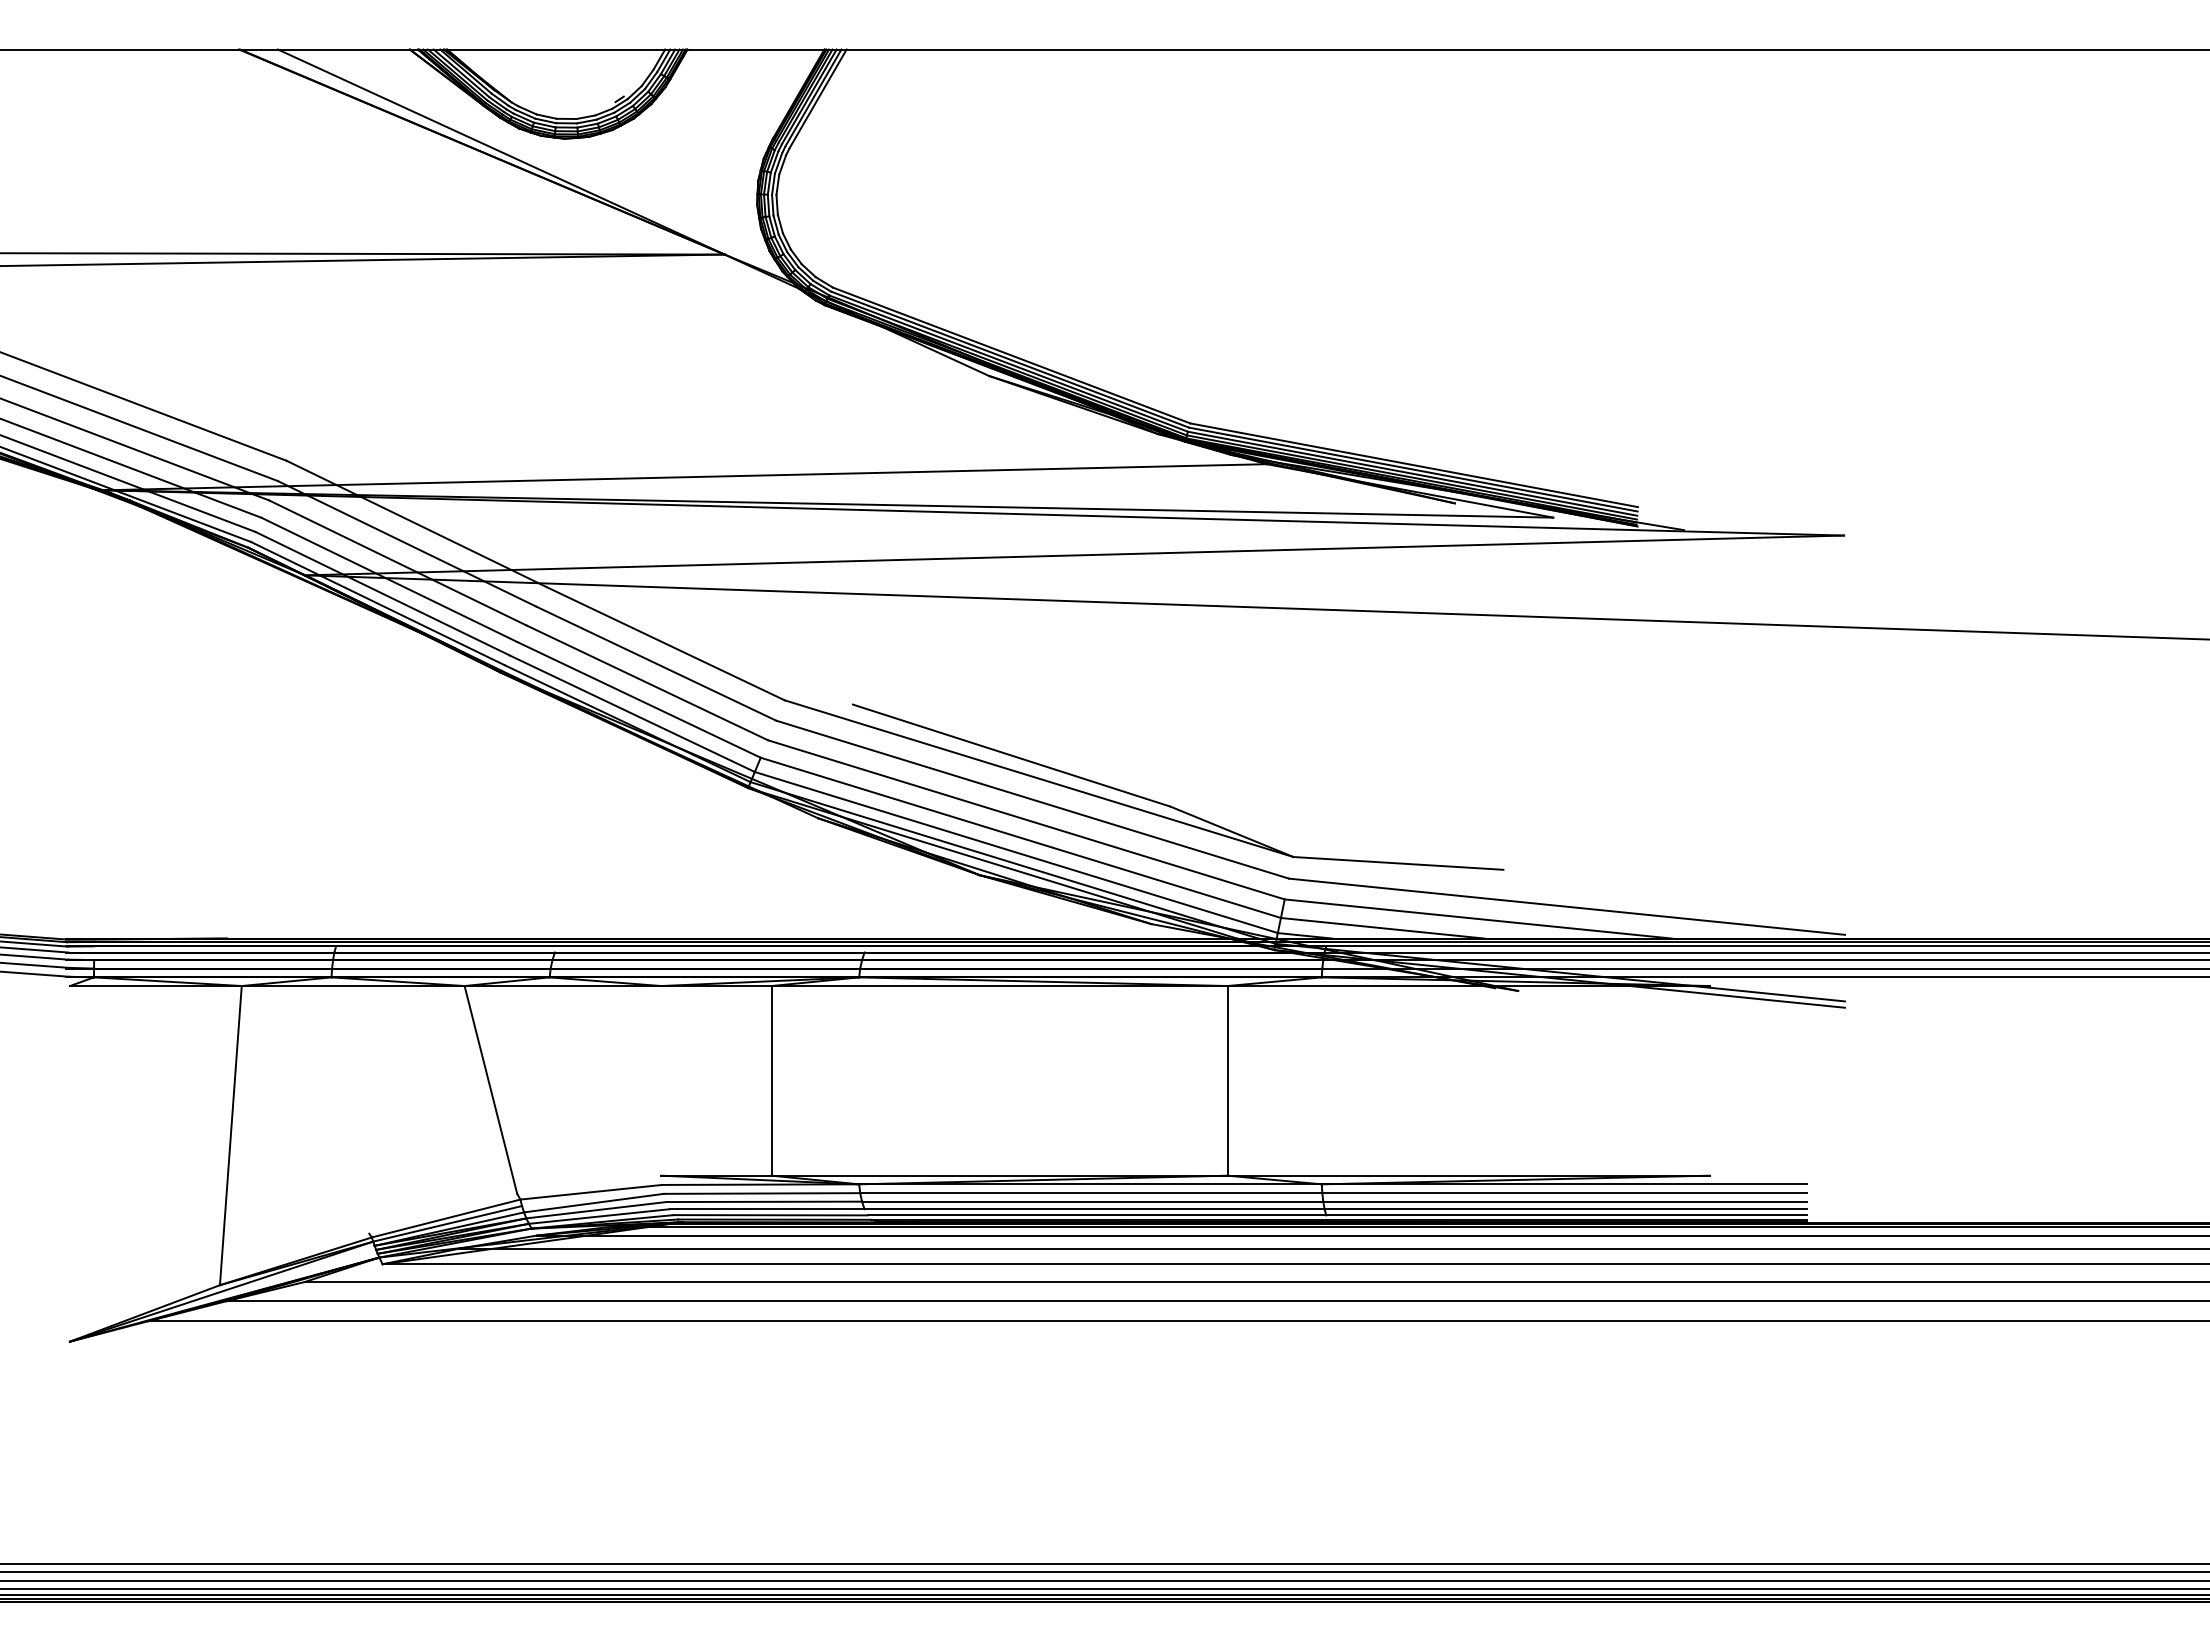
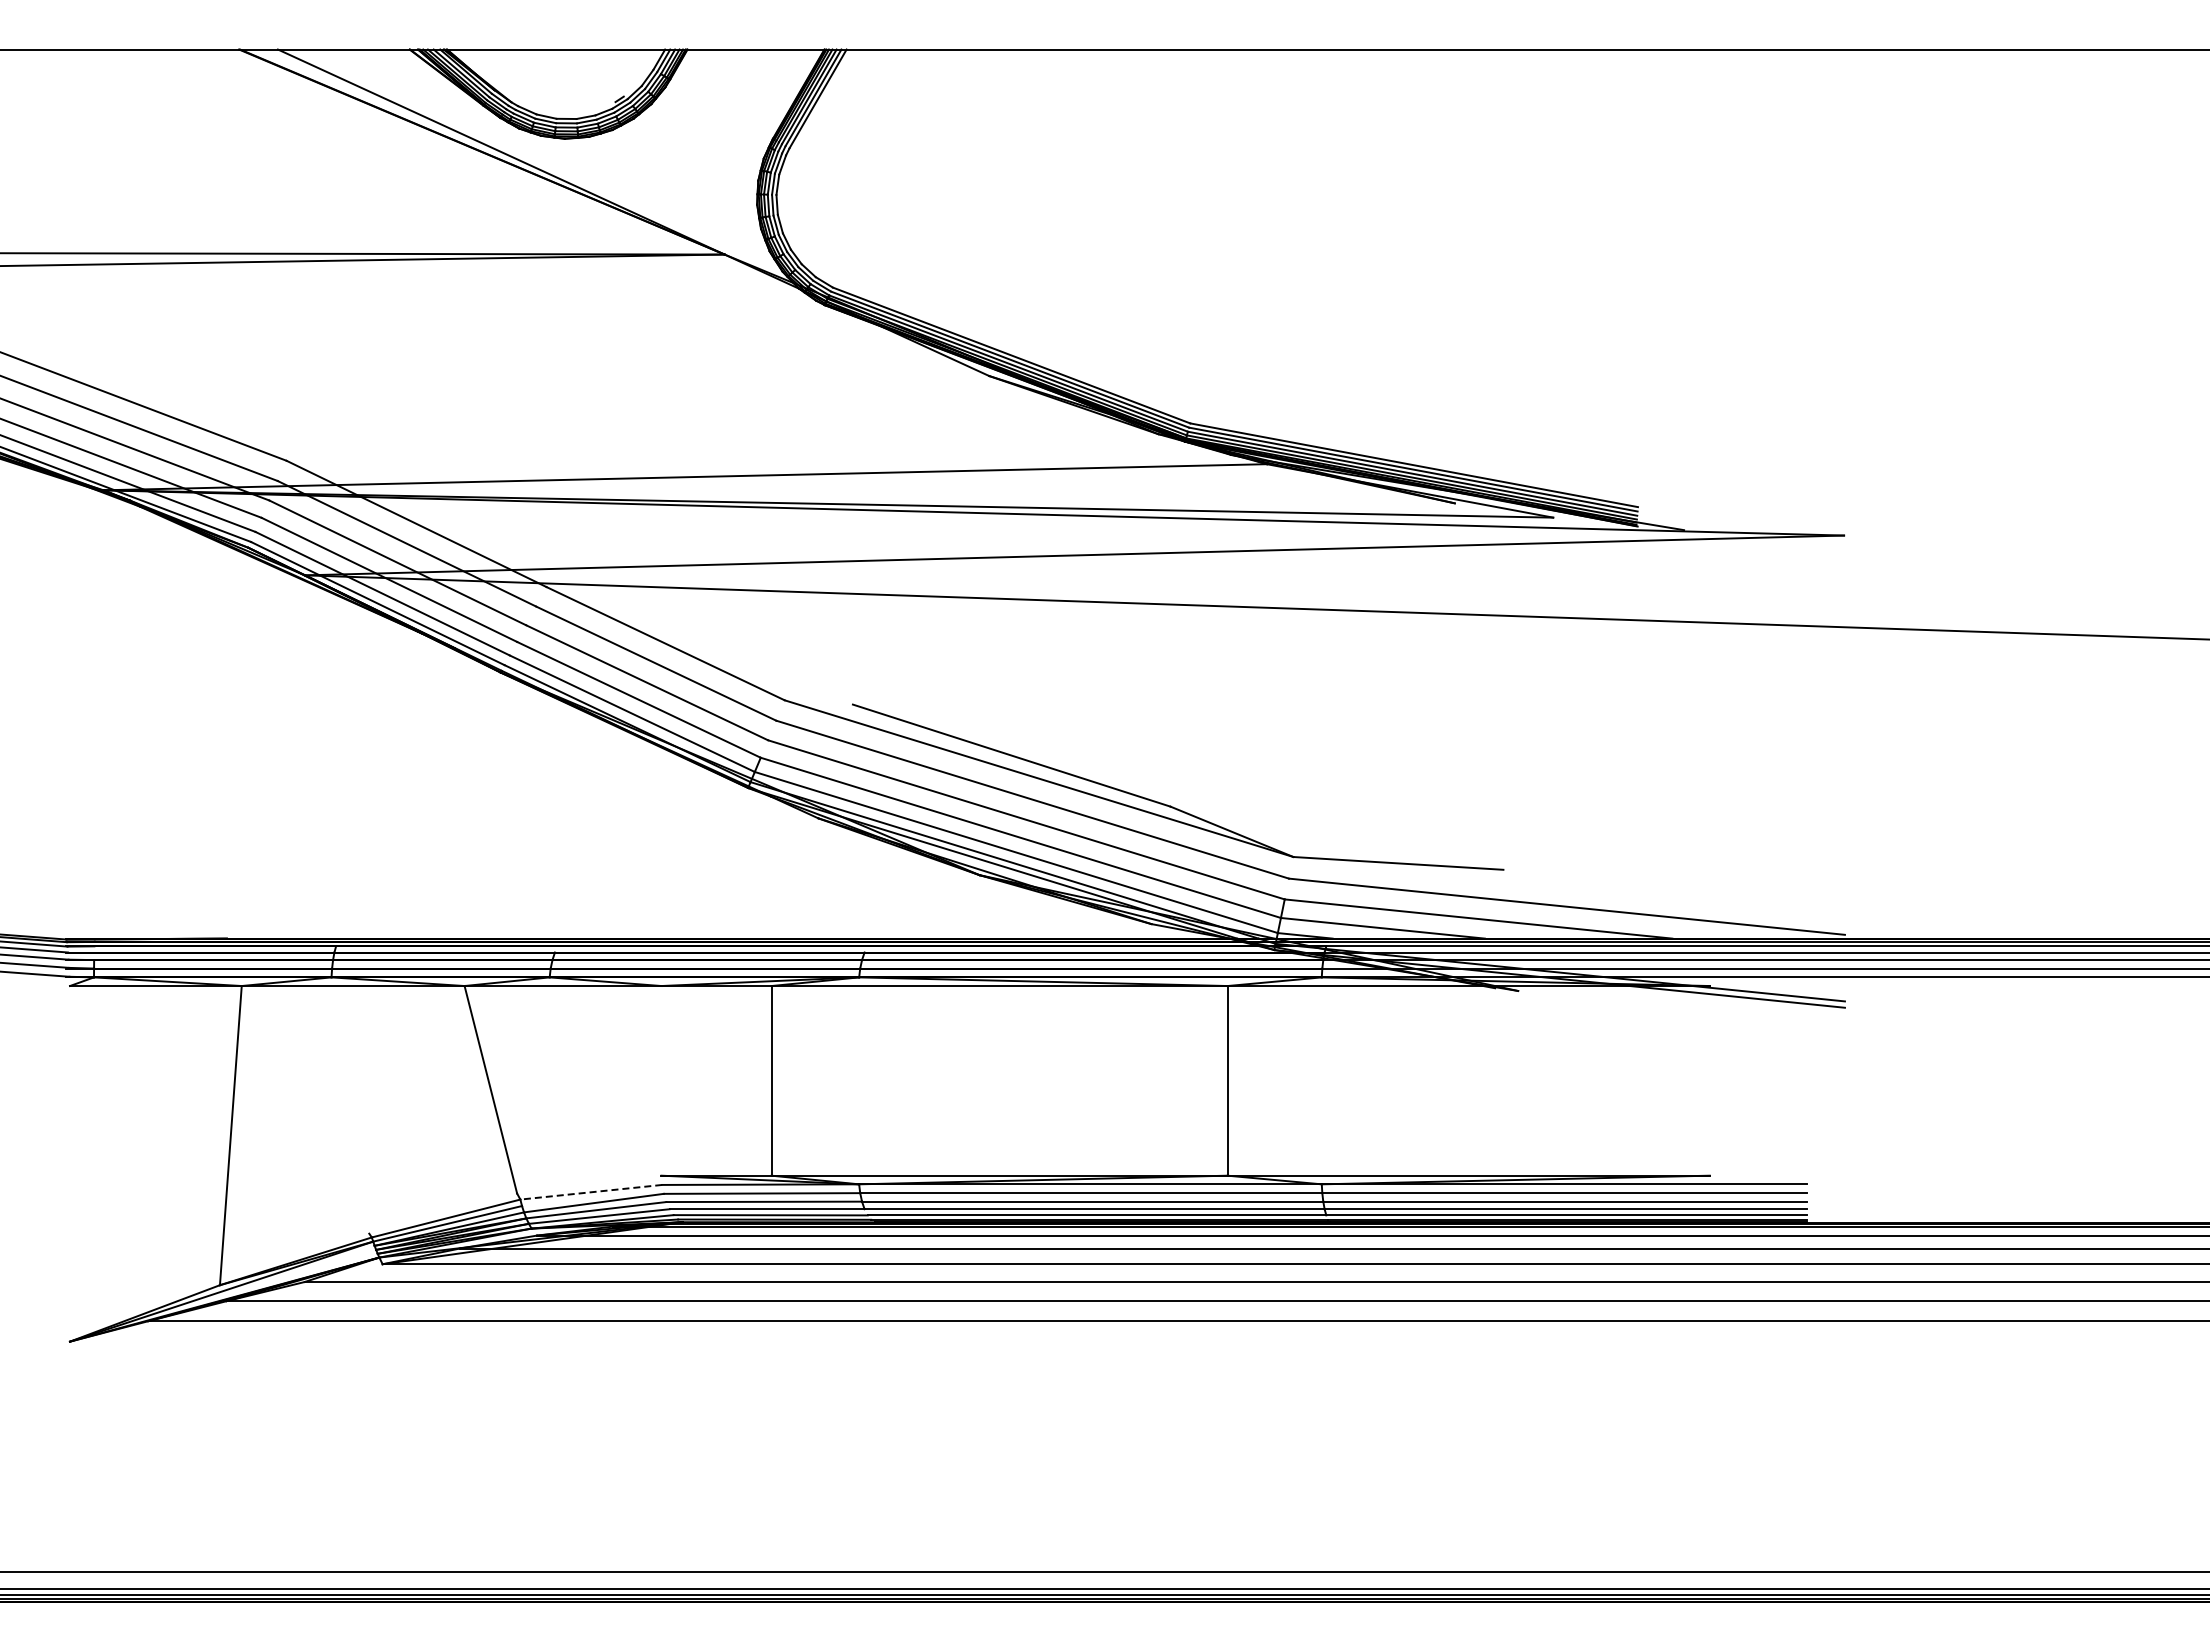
line: solid -> dashed (590, 1192)
line: present -> none (1104, 1563)
line: present -> none (1104, 1581)
